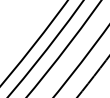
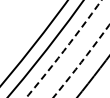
arc: solid -> dashed (65, 49)
arc: solid -> dashed (82, 60)
